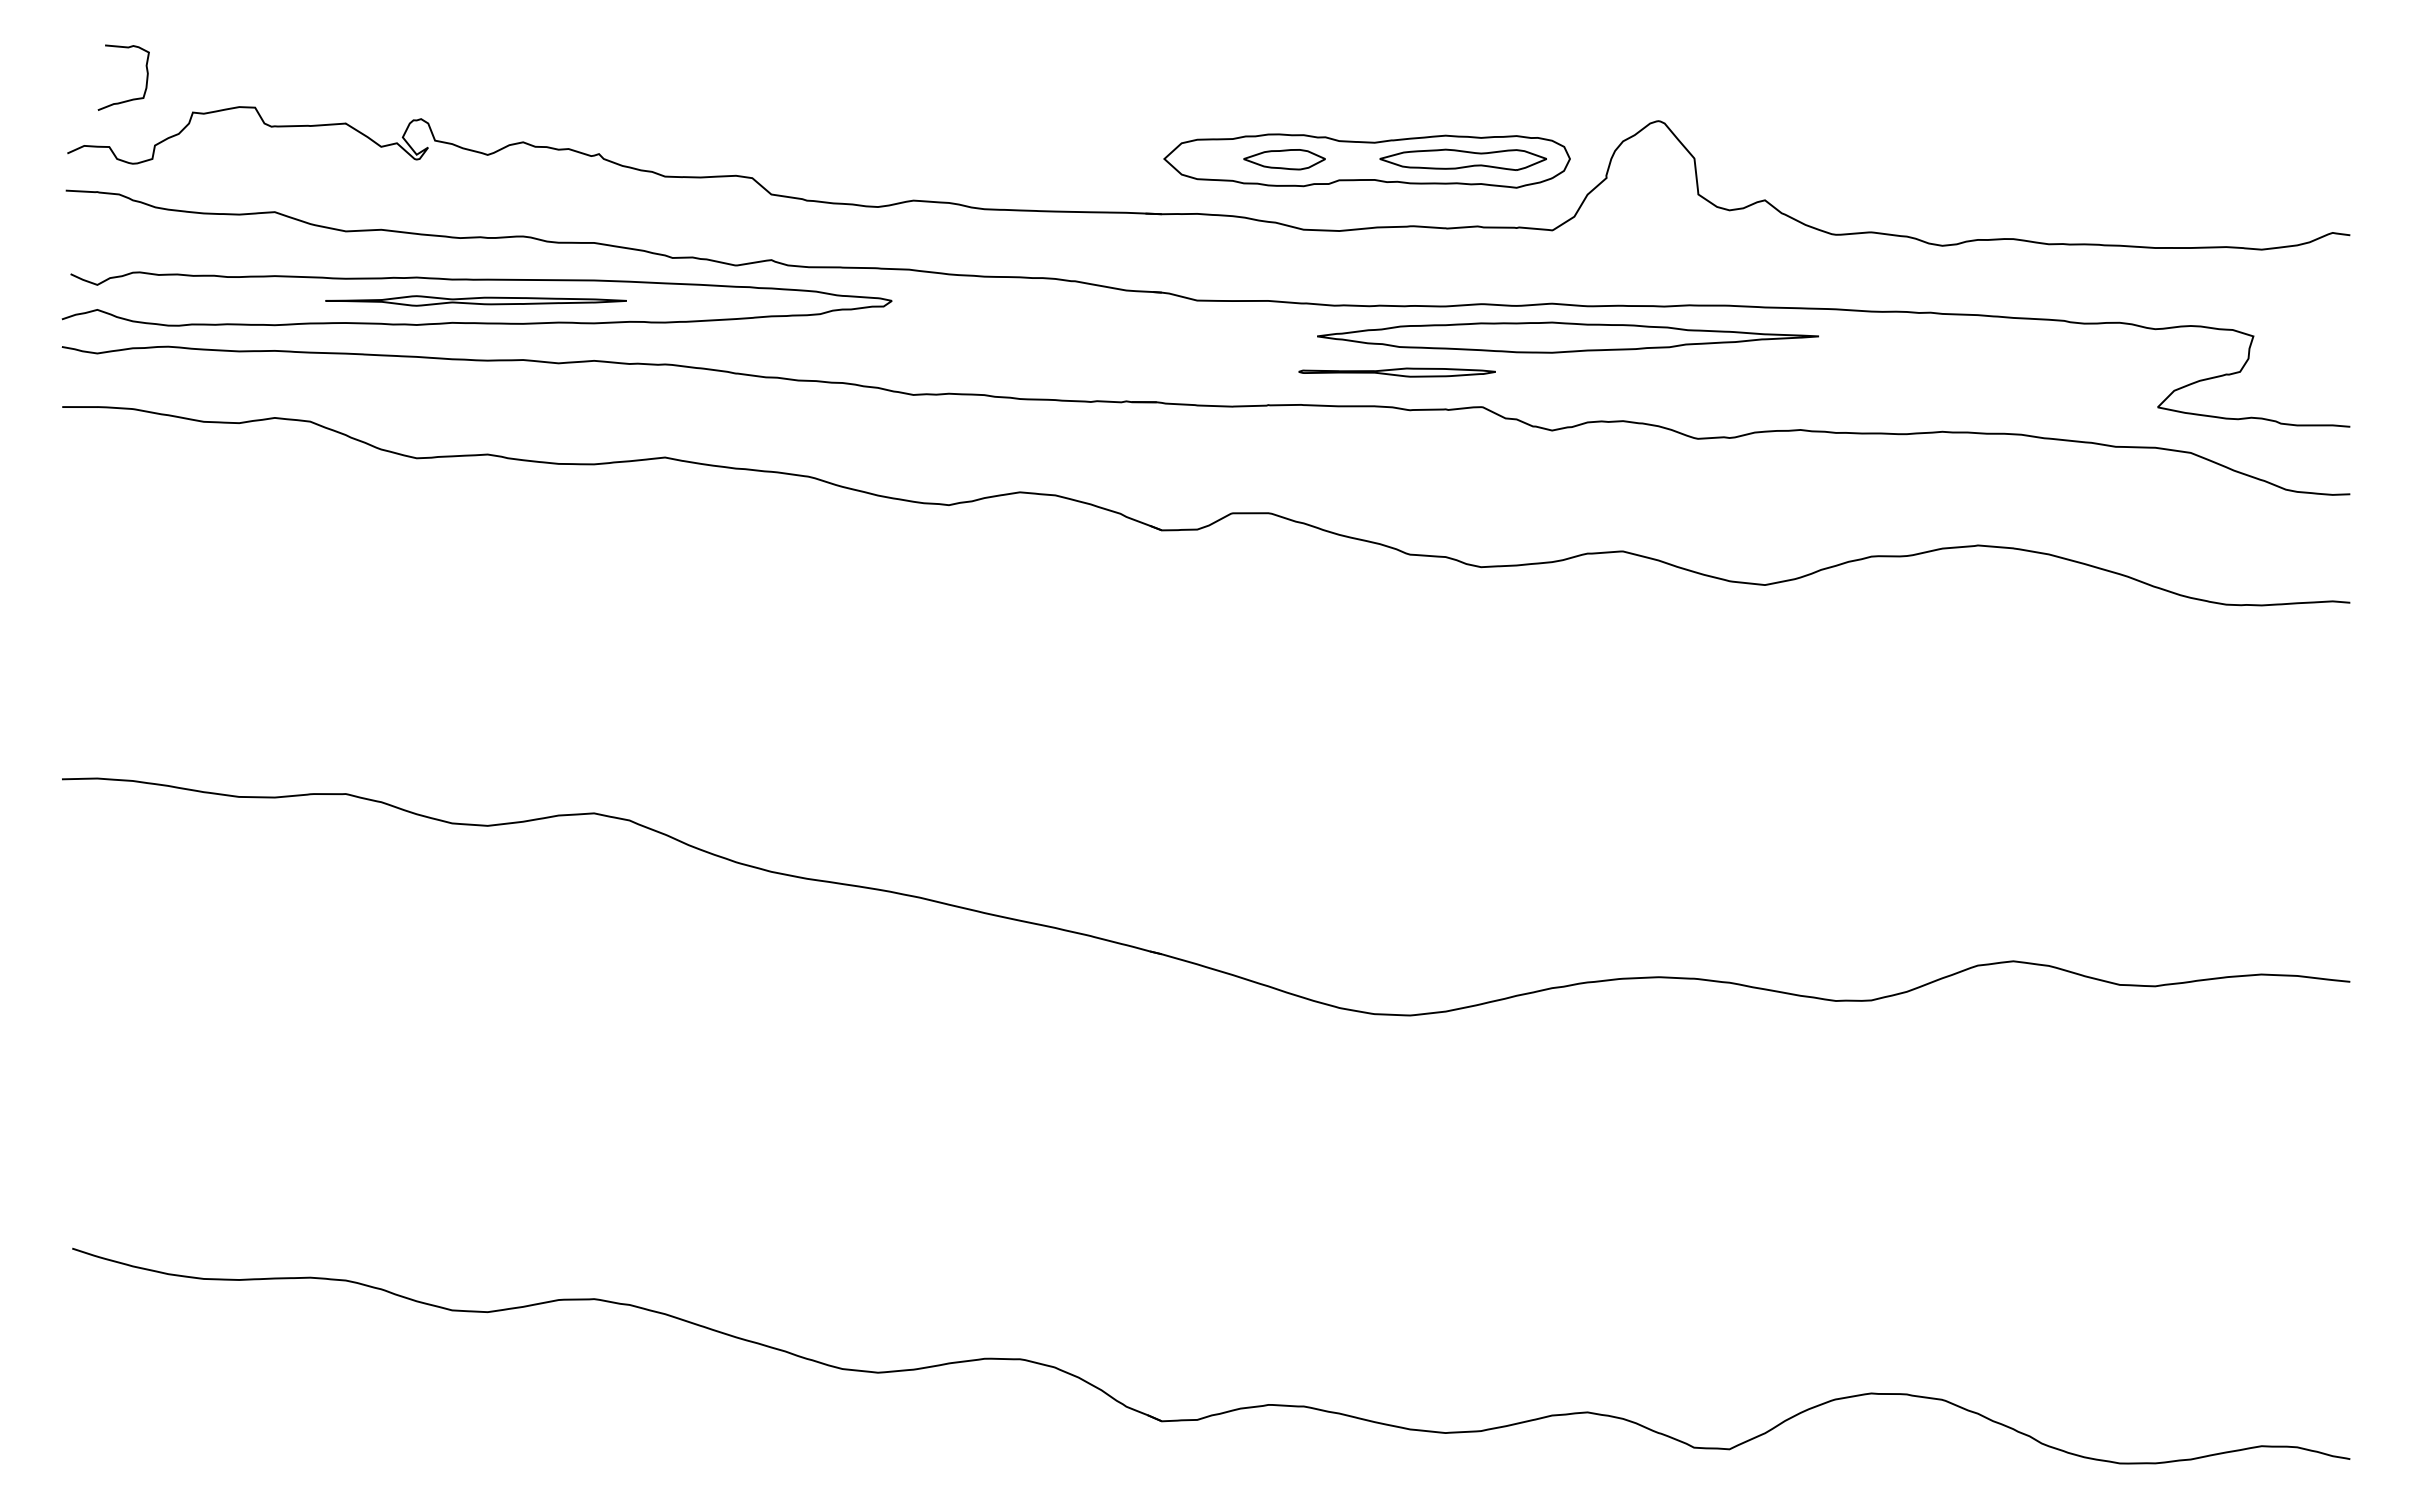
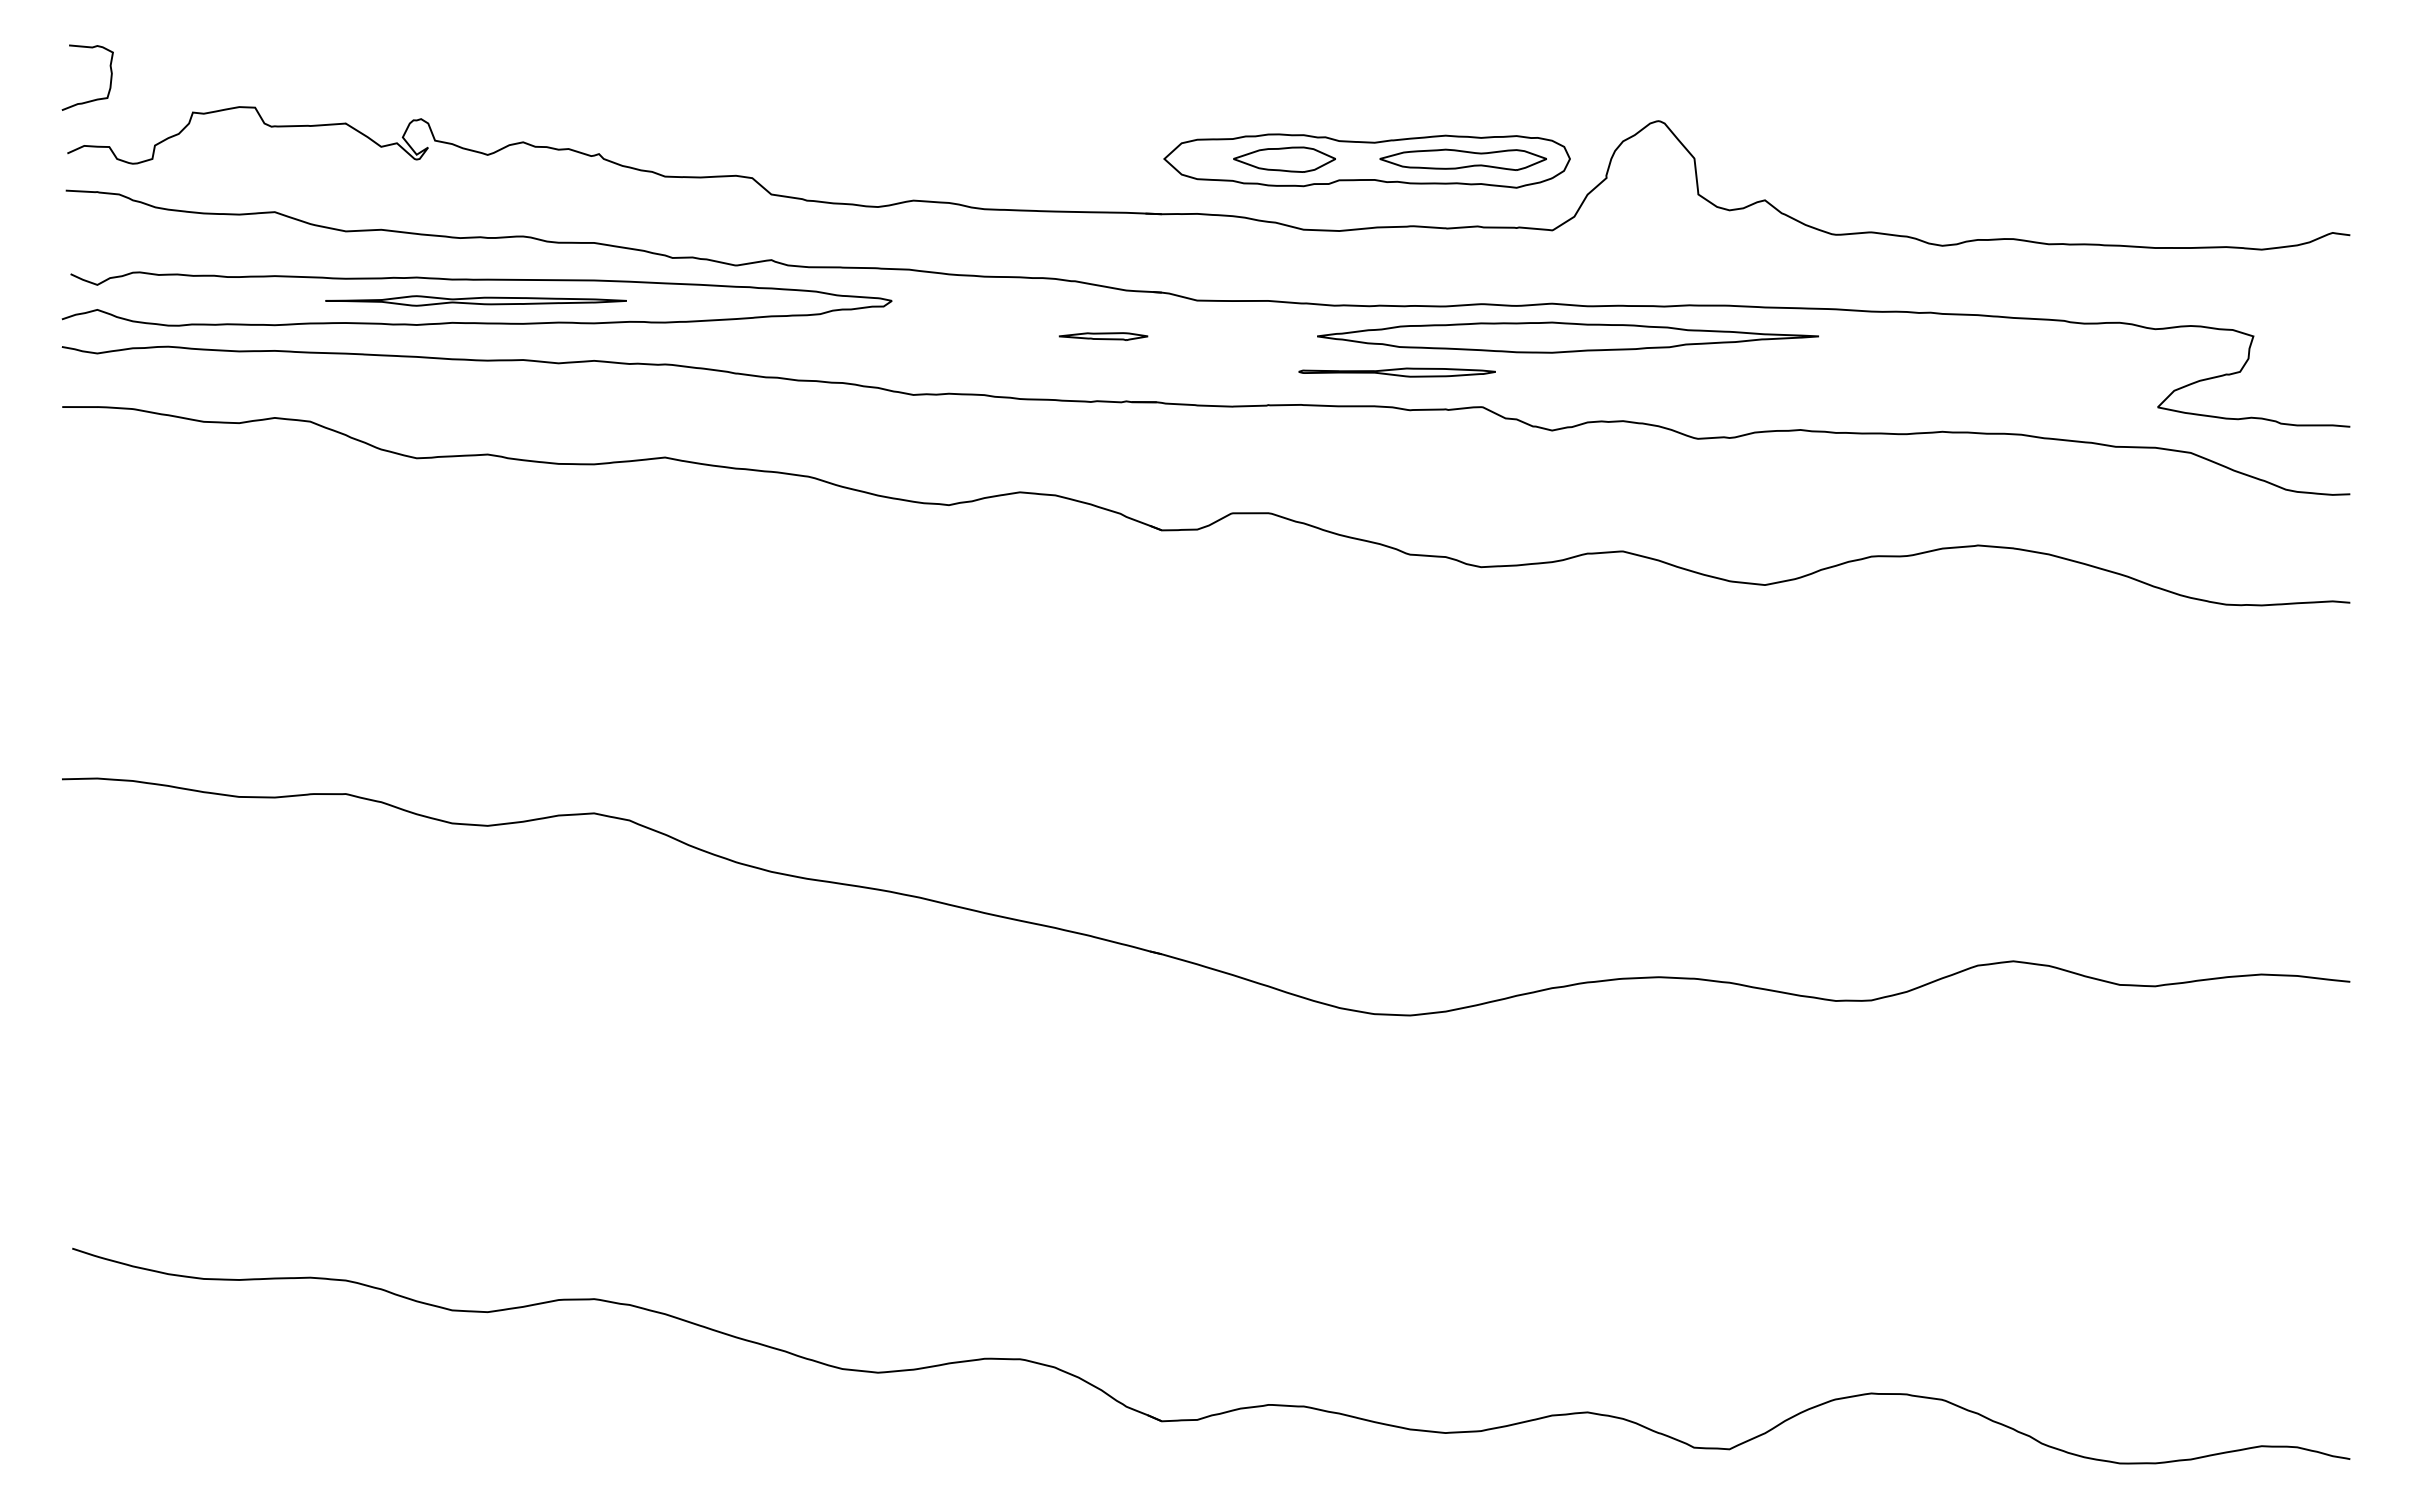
curve position: (128, 99) -> (92, 99) (92, 99)
part size: 83x22 px -> 103x27 px (1284, 159)
part: none -> present (1103, 336)
